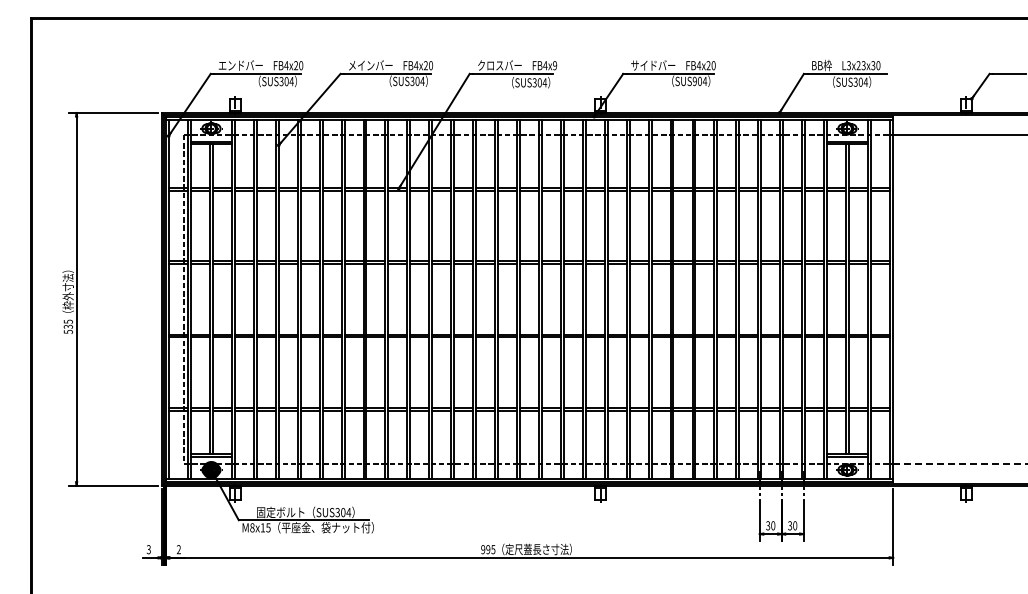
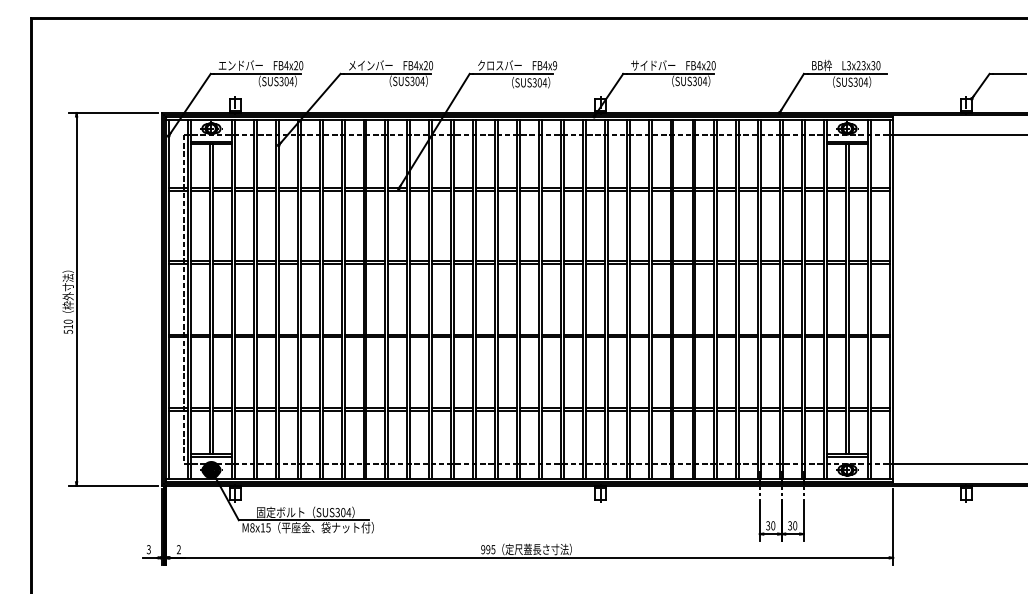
text: SUS904 -> SUS304 (694, 81)
text: 535 -> 510 (67, 323)
line: dashed -> solid (960, 463)
